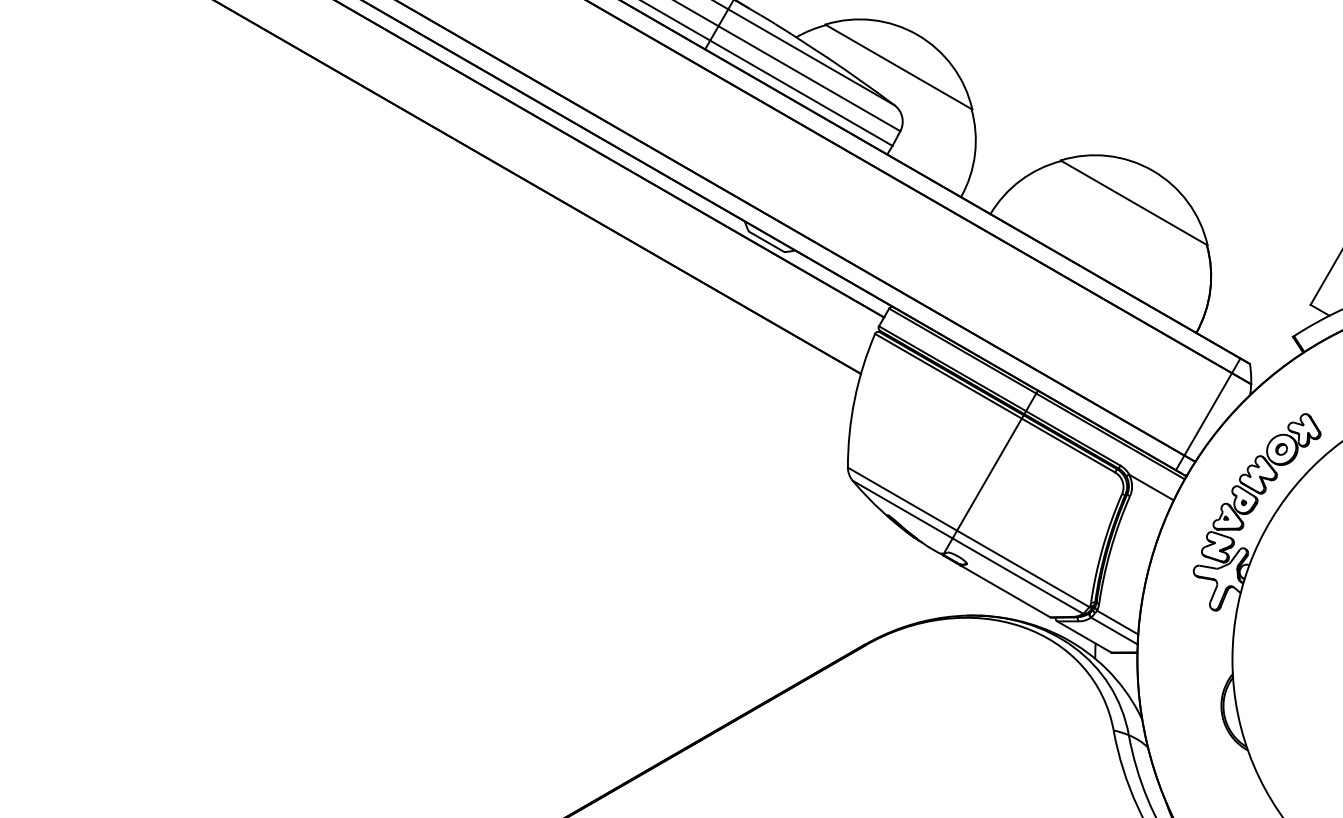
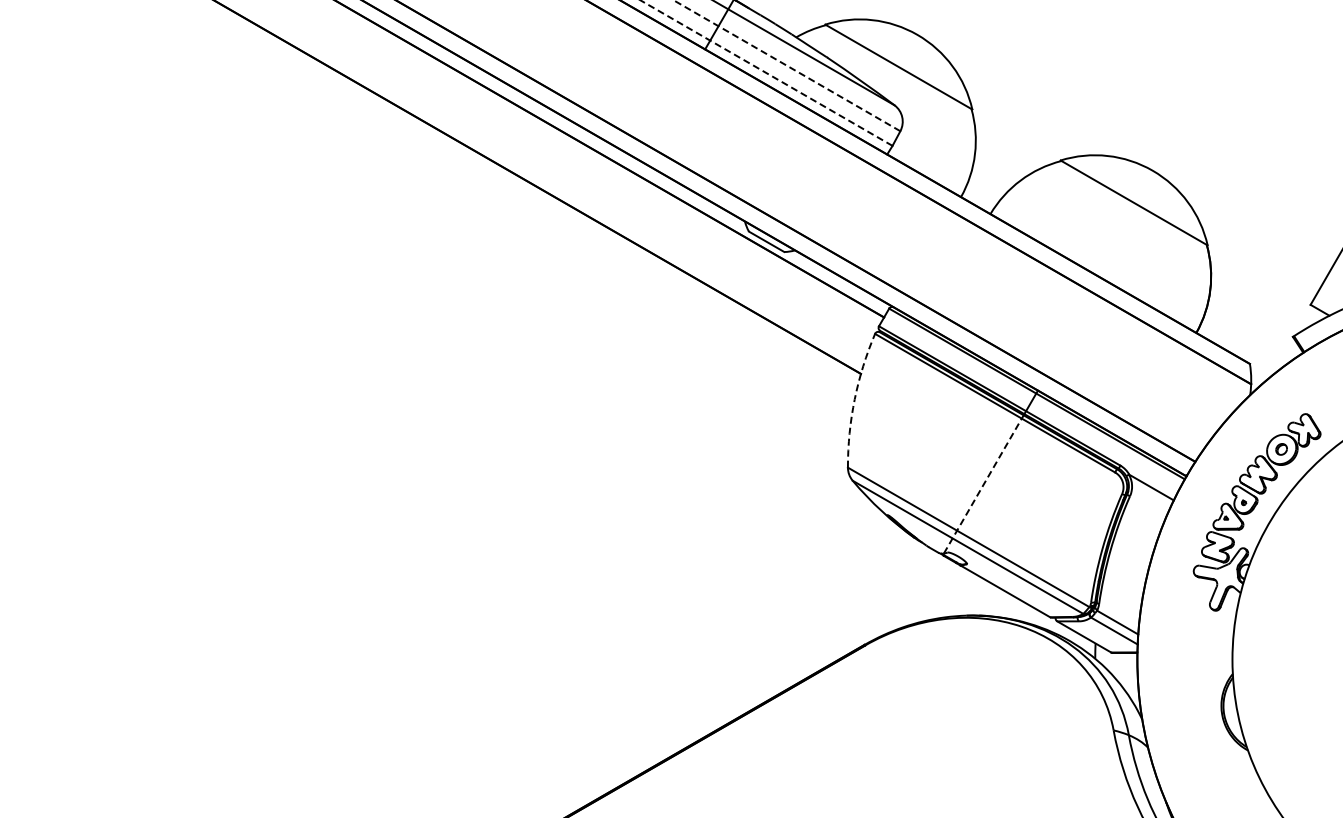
line: solid -> dashed (787, 65)
line: solid -> dashed (766, 72)
arc: solid -> dashed (854, 399)
line: present -> none (1207, 414)
line: solid -> dashed (983, 484)
